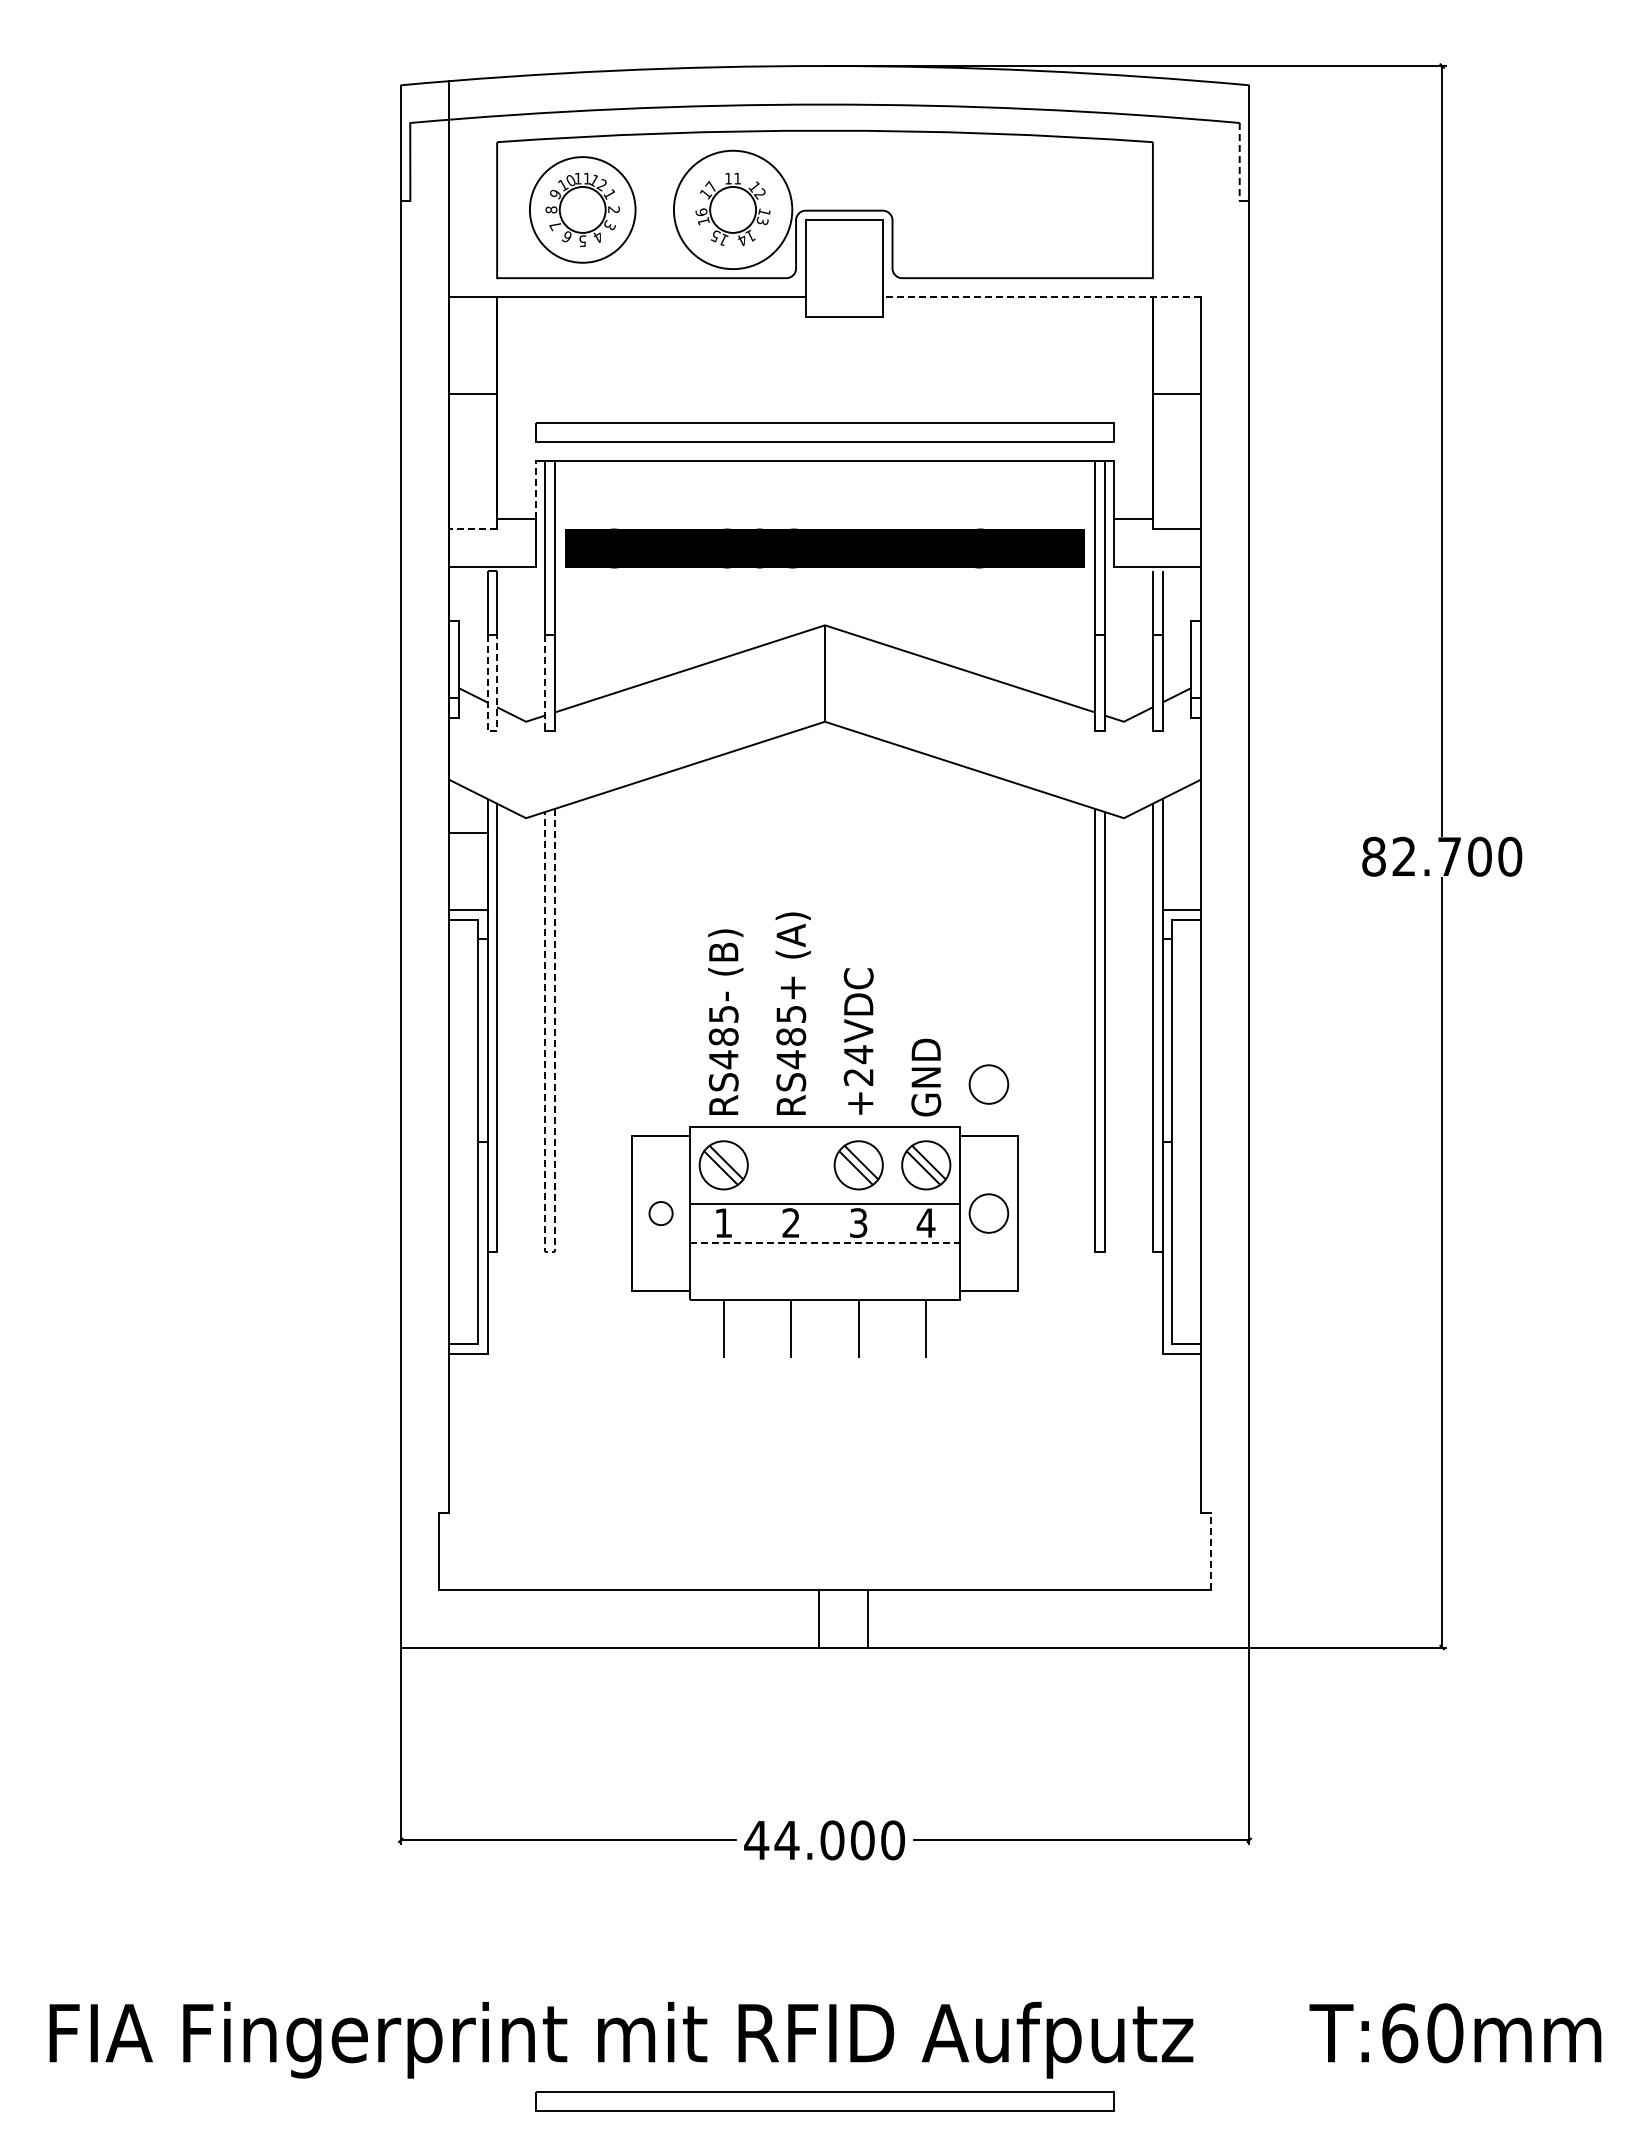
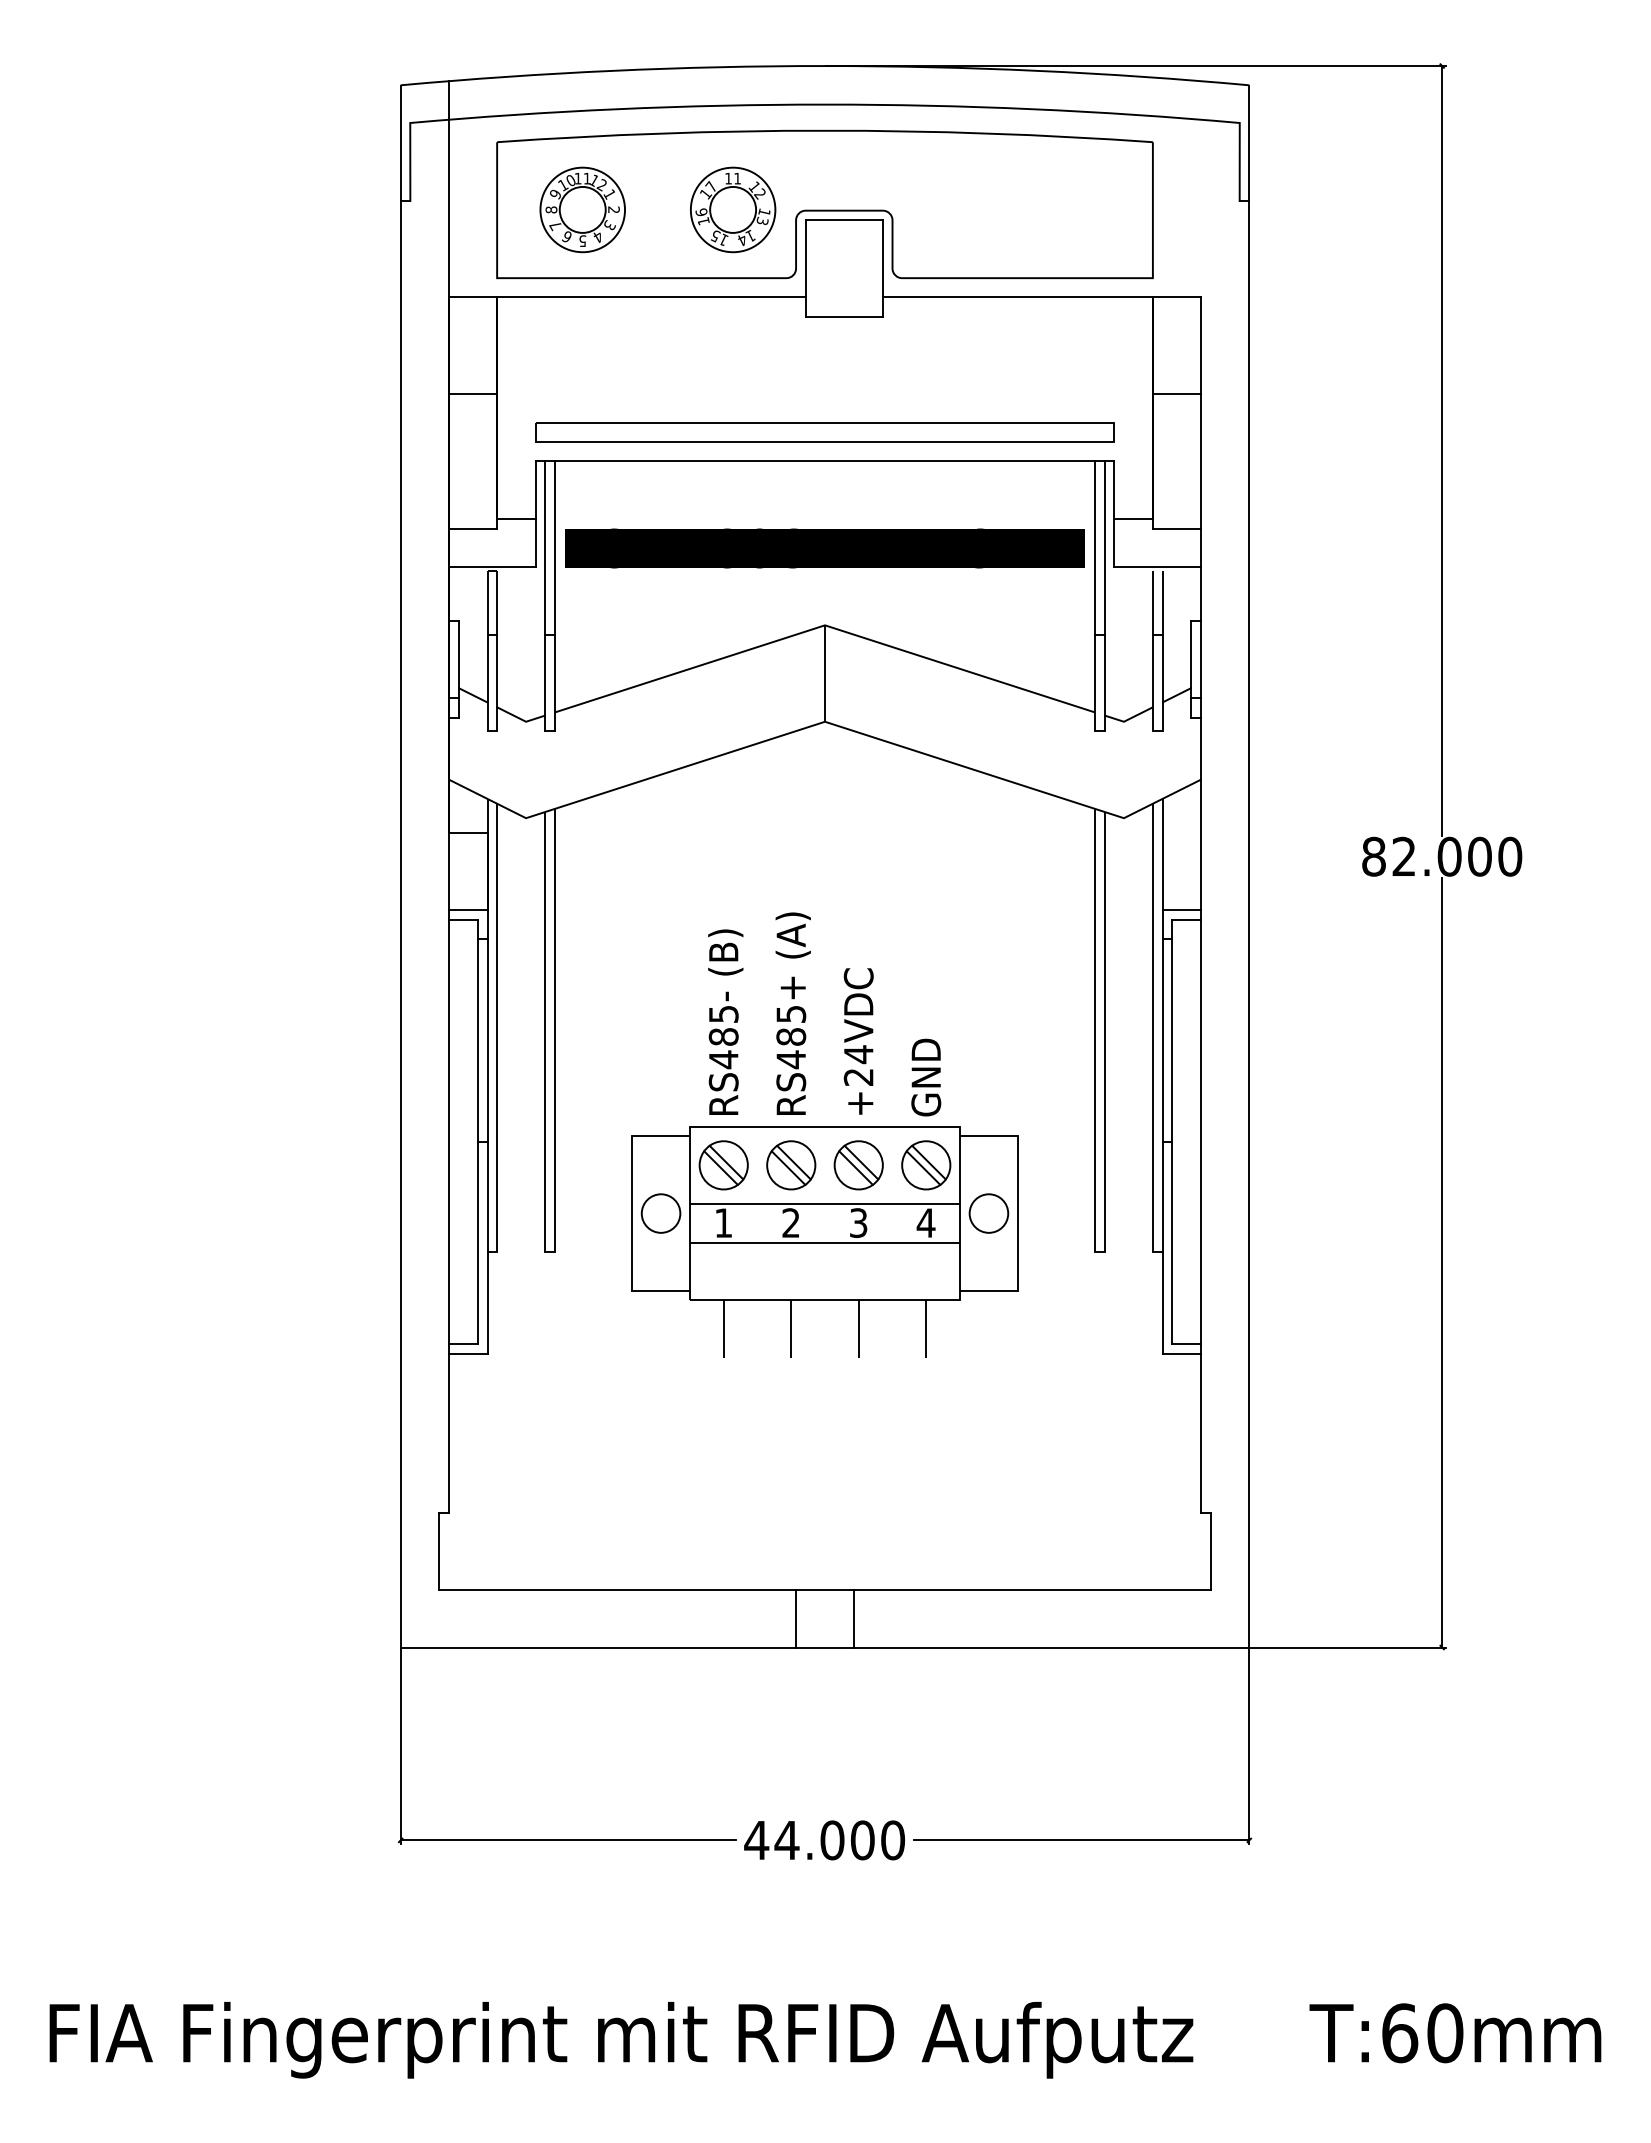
line: dashed -> solid (1239, 162)
circle diameter: 106 px -> 85 px (582, 209)
circle diameter: 118 px -> 85 px (732, 209)
line: dashed -> solid (1041, 297)
line: dashed -> solid (535, 490)
line: dashed -> solid (472, 528)
line: dashed -> solid (545, 683)
line: dashed -> solid (492, 731)
text: 82.700 -> 82.000 (1449, 856)
circle: present -> none (988, 1084)
part: none -> present (791, 1165)
circle diameter: 23 px -> 39 px (660, 1213)
line: dashed -> solid (825, 1242)
line: dashed -> solid (551, 1252)
line: dashed -> solid (1210, 1551)
line position: (819, 1618) -> (796, 1618) (796, 1618)
line position: (867, 1618) -> (853, 1618) (853, 1618)
part: present -> none (824, 2101)
